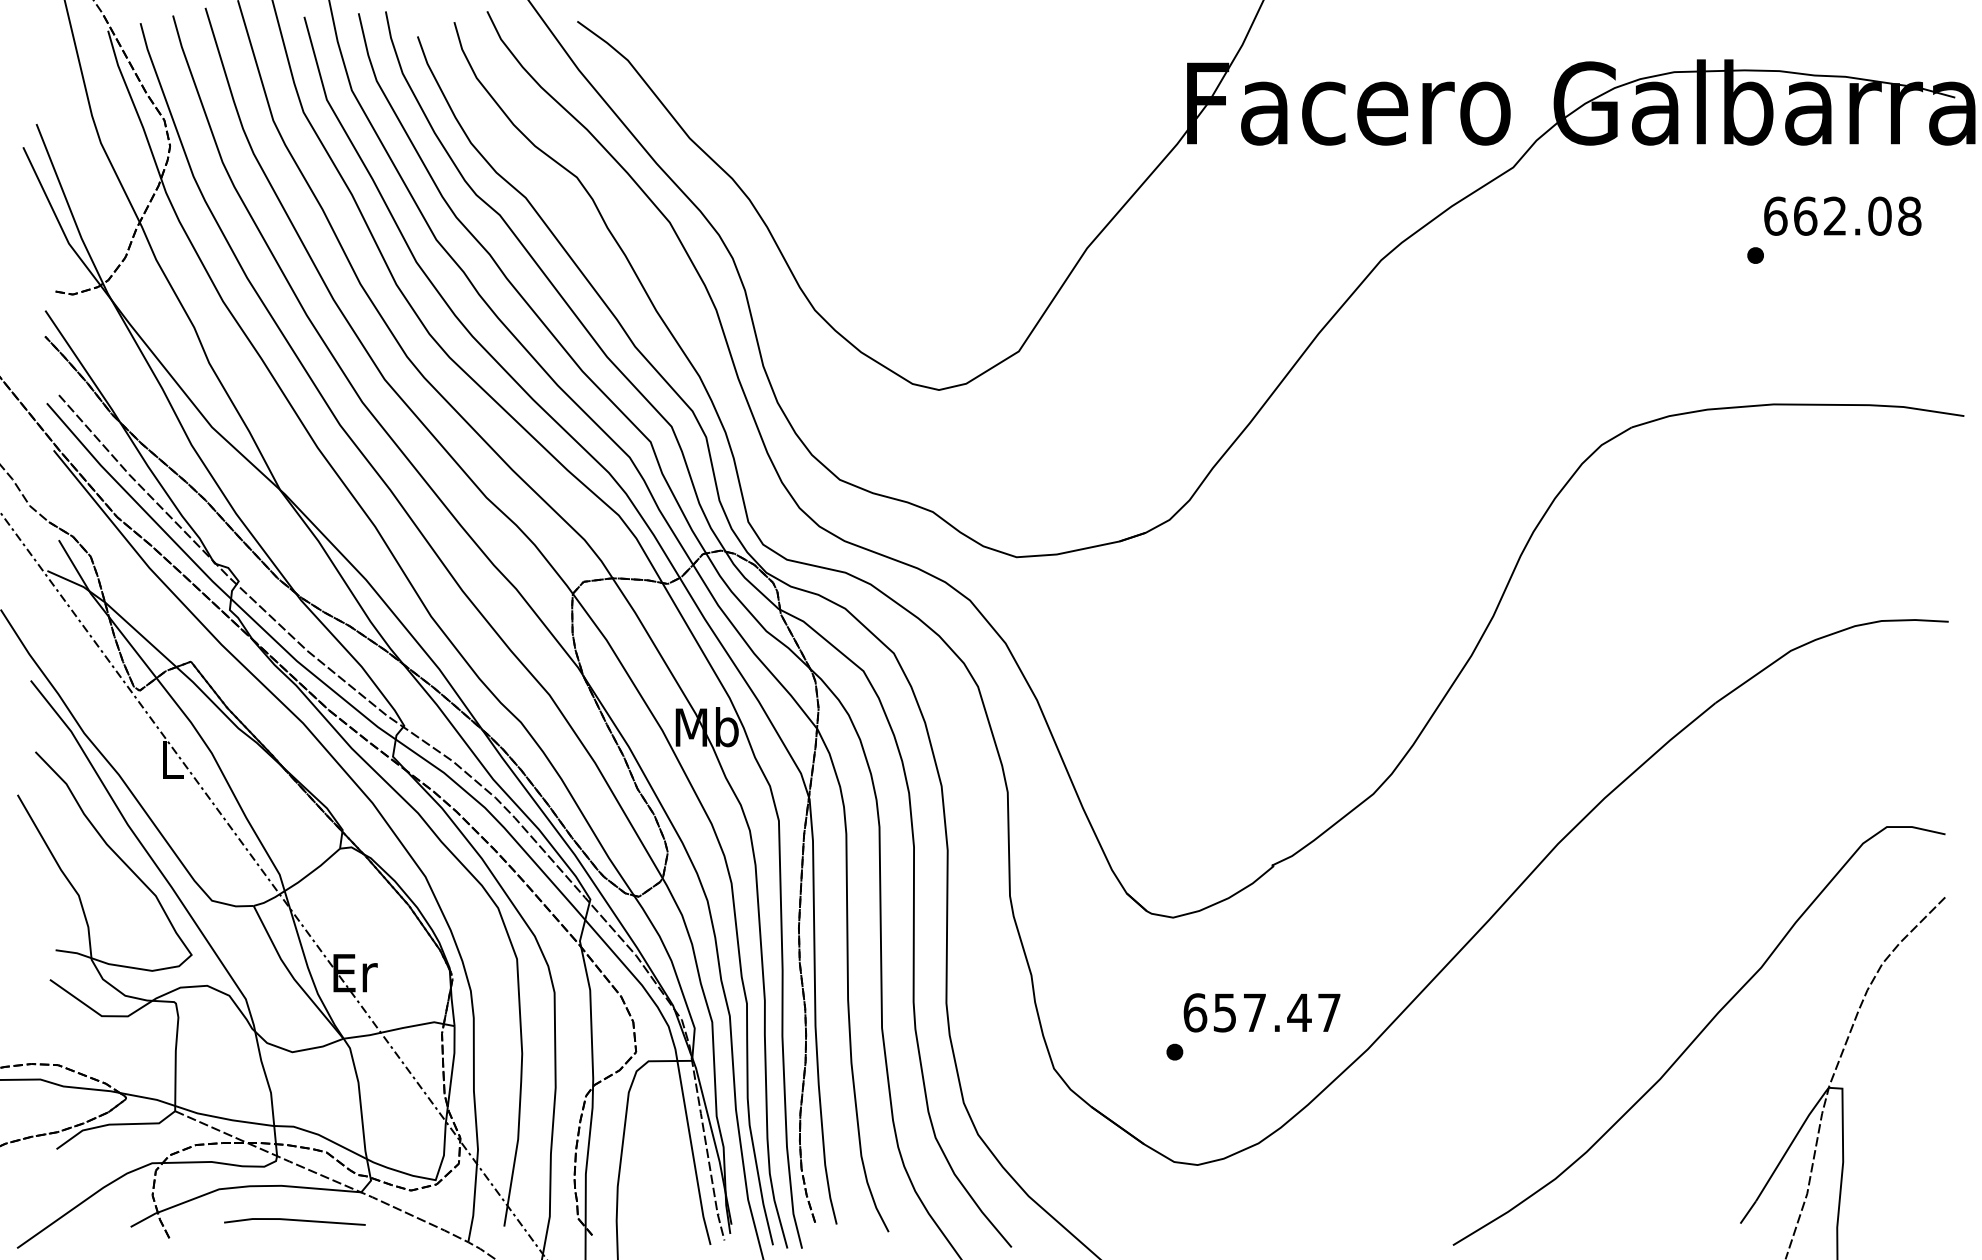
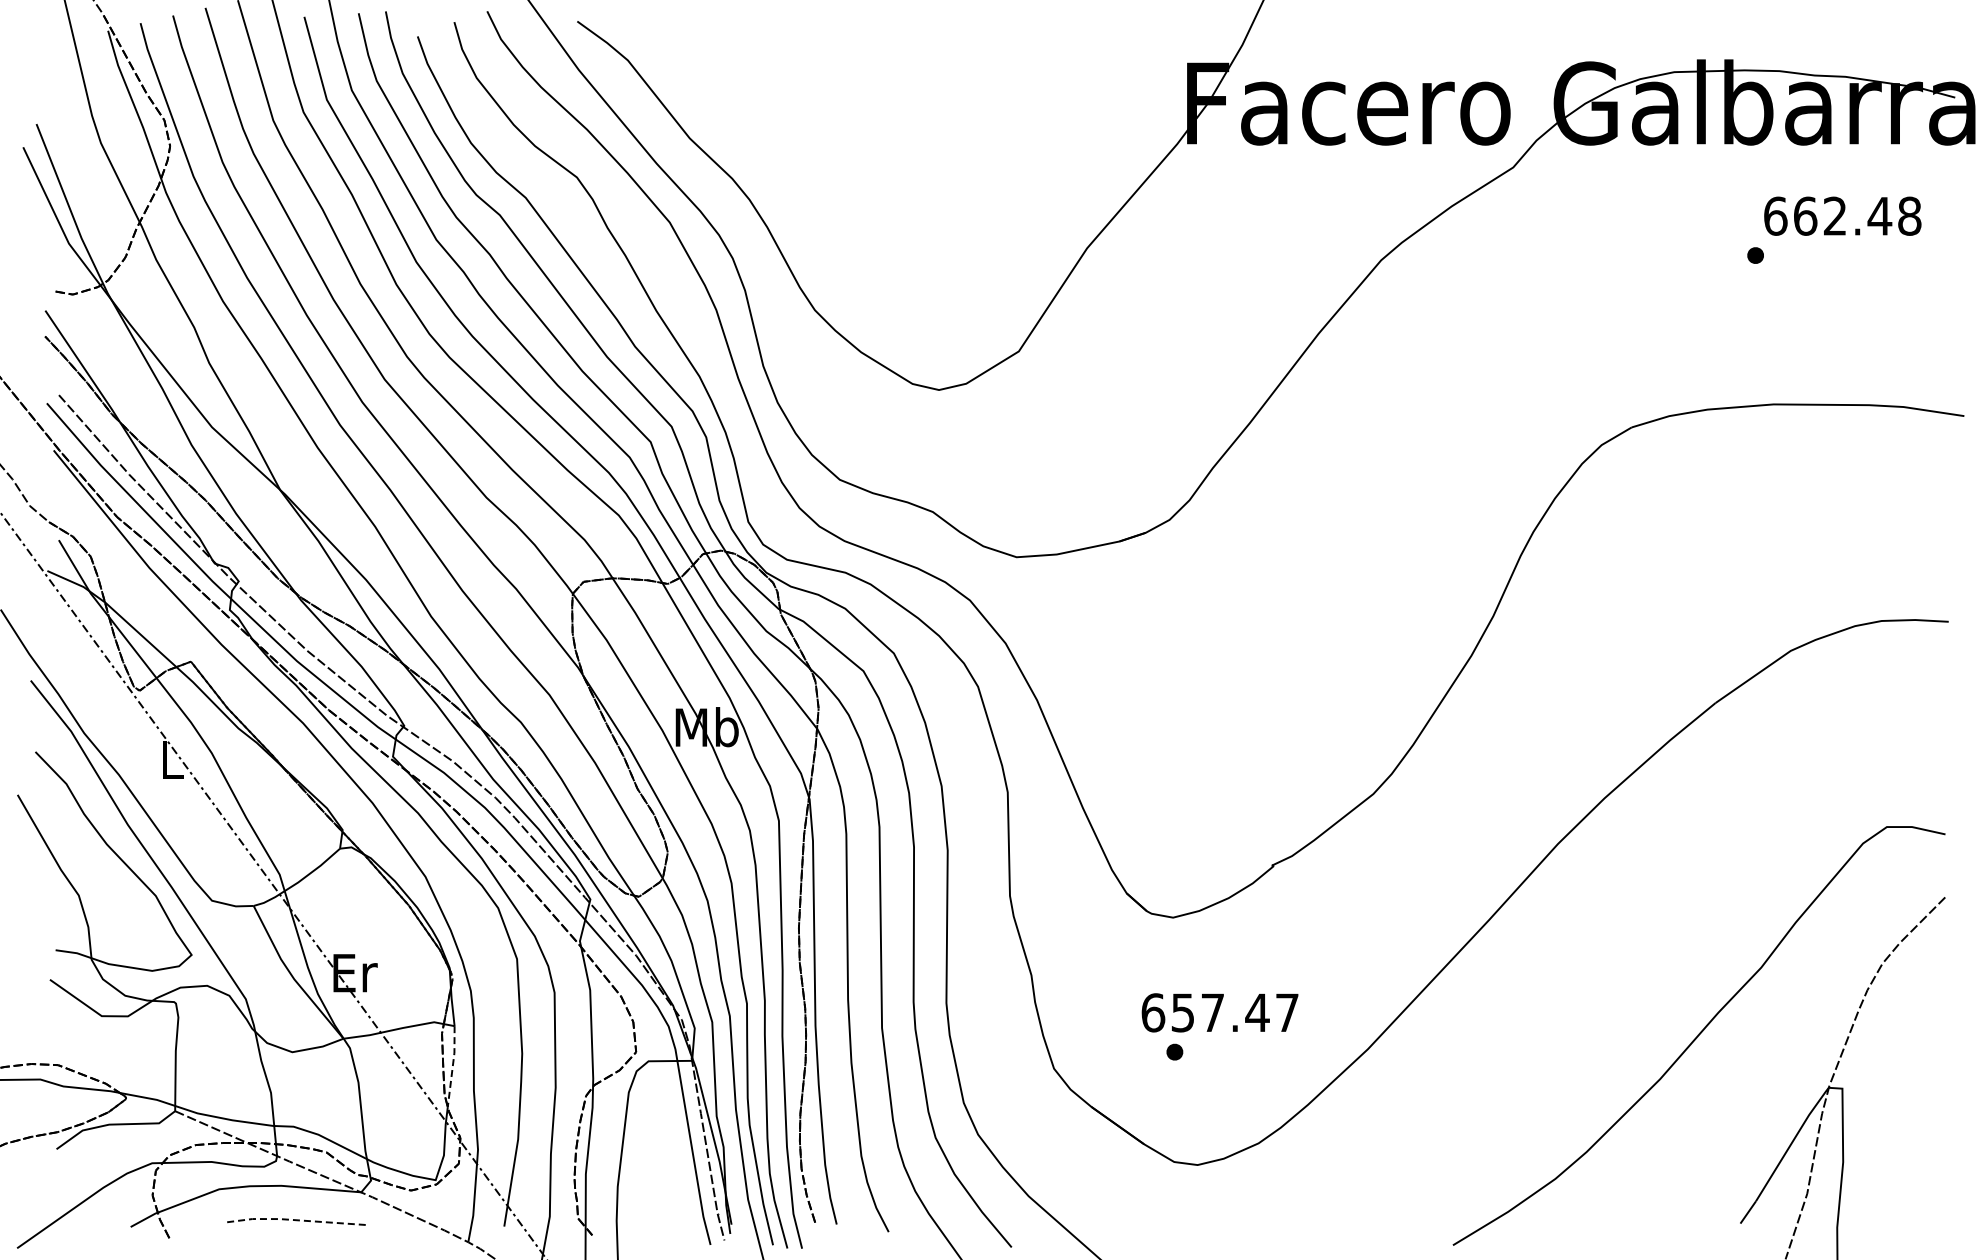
text: 662.08 -> 662.48 (1879, 215)
text position: (1261, 1012) -> (1219, 1012) (1219, 1012)
line: solid -> dashed (452, 1066)
line: solid -> dashed (293, 1220)
